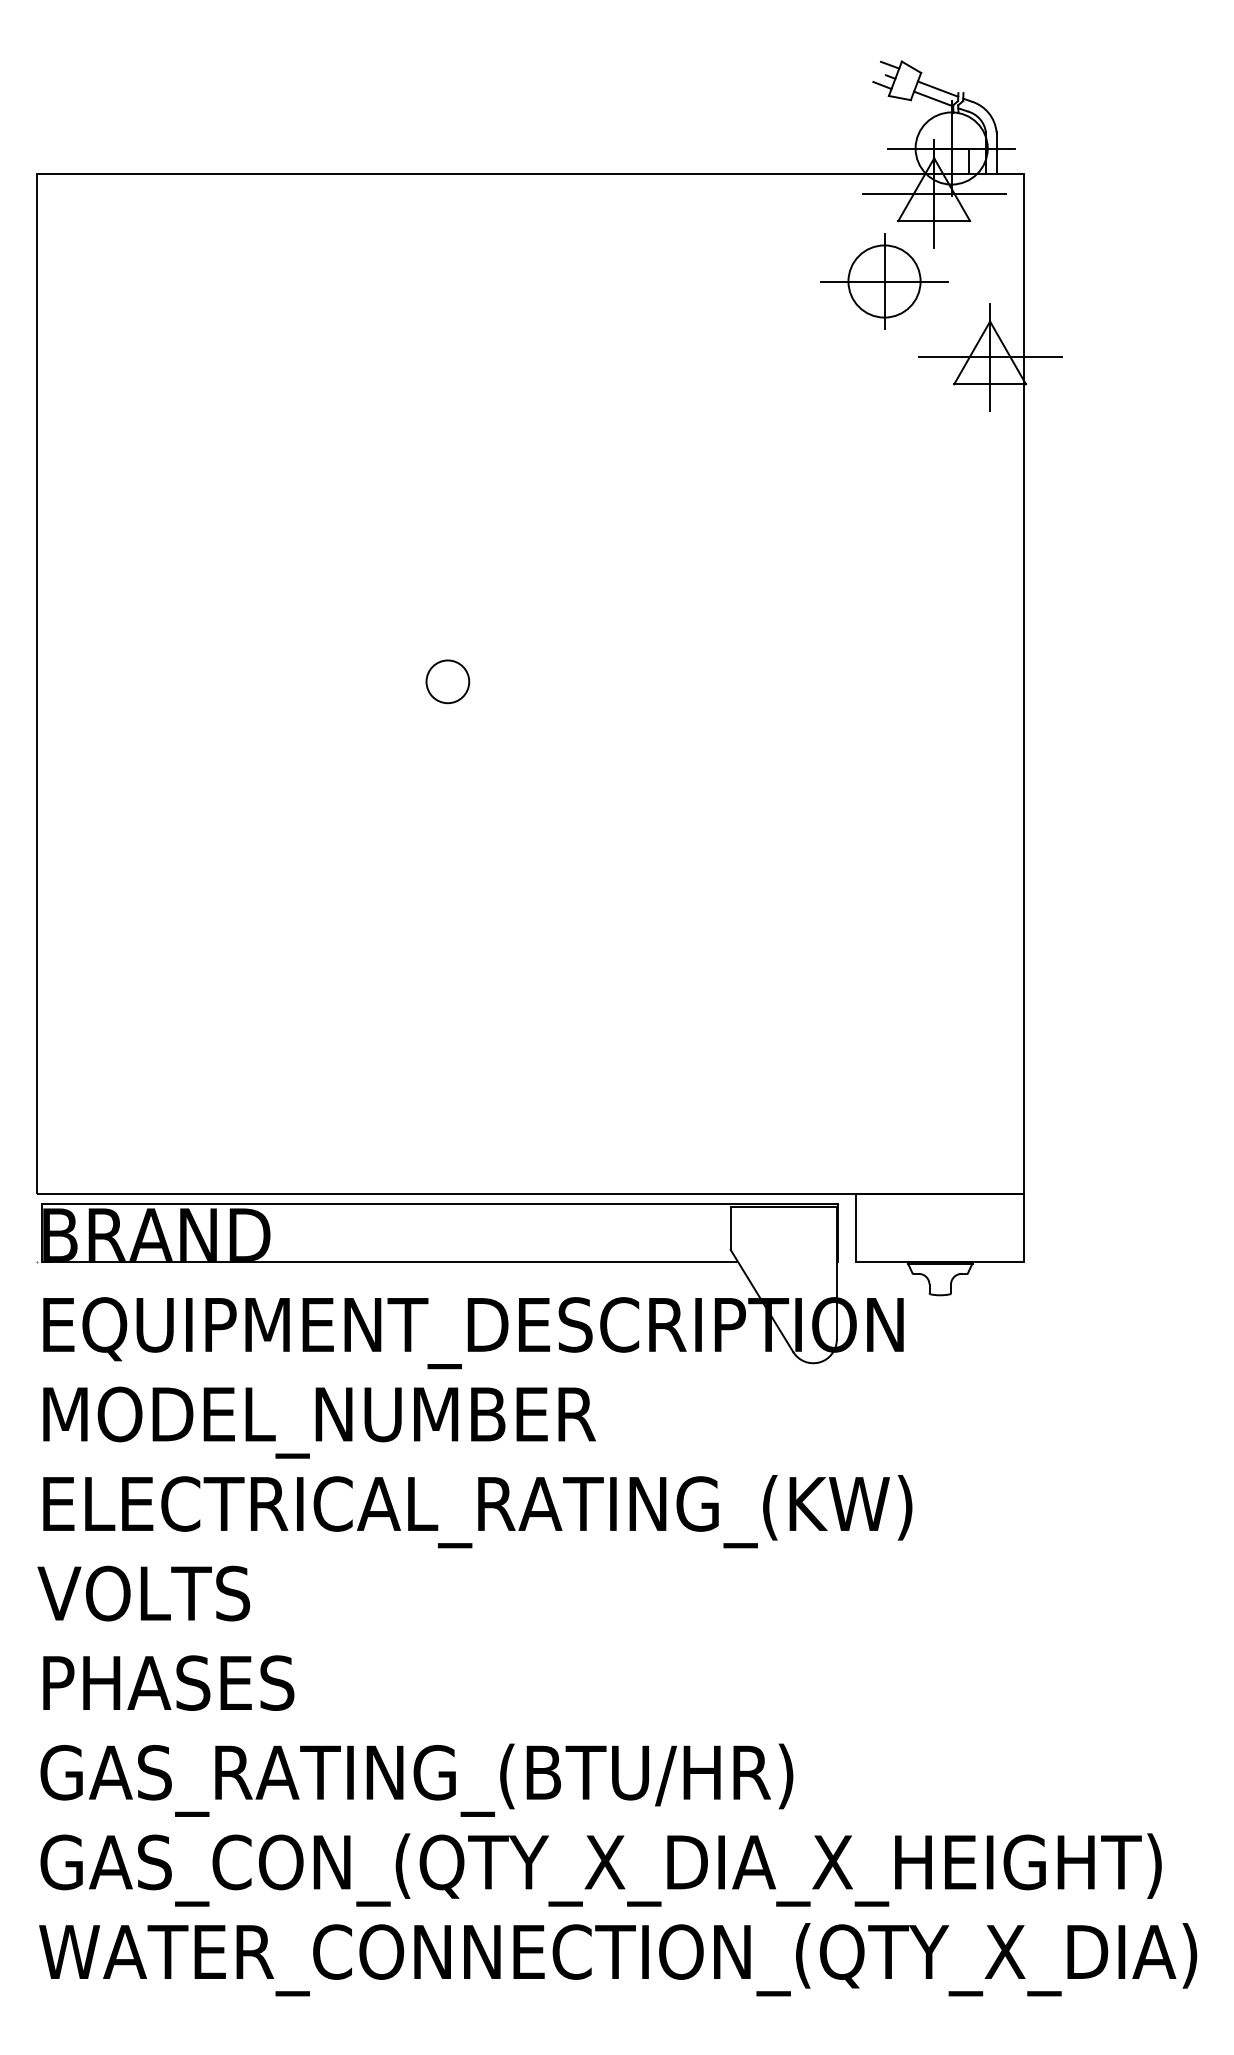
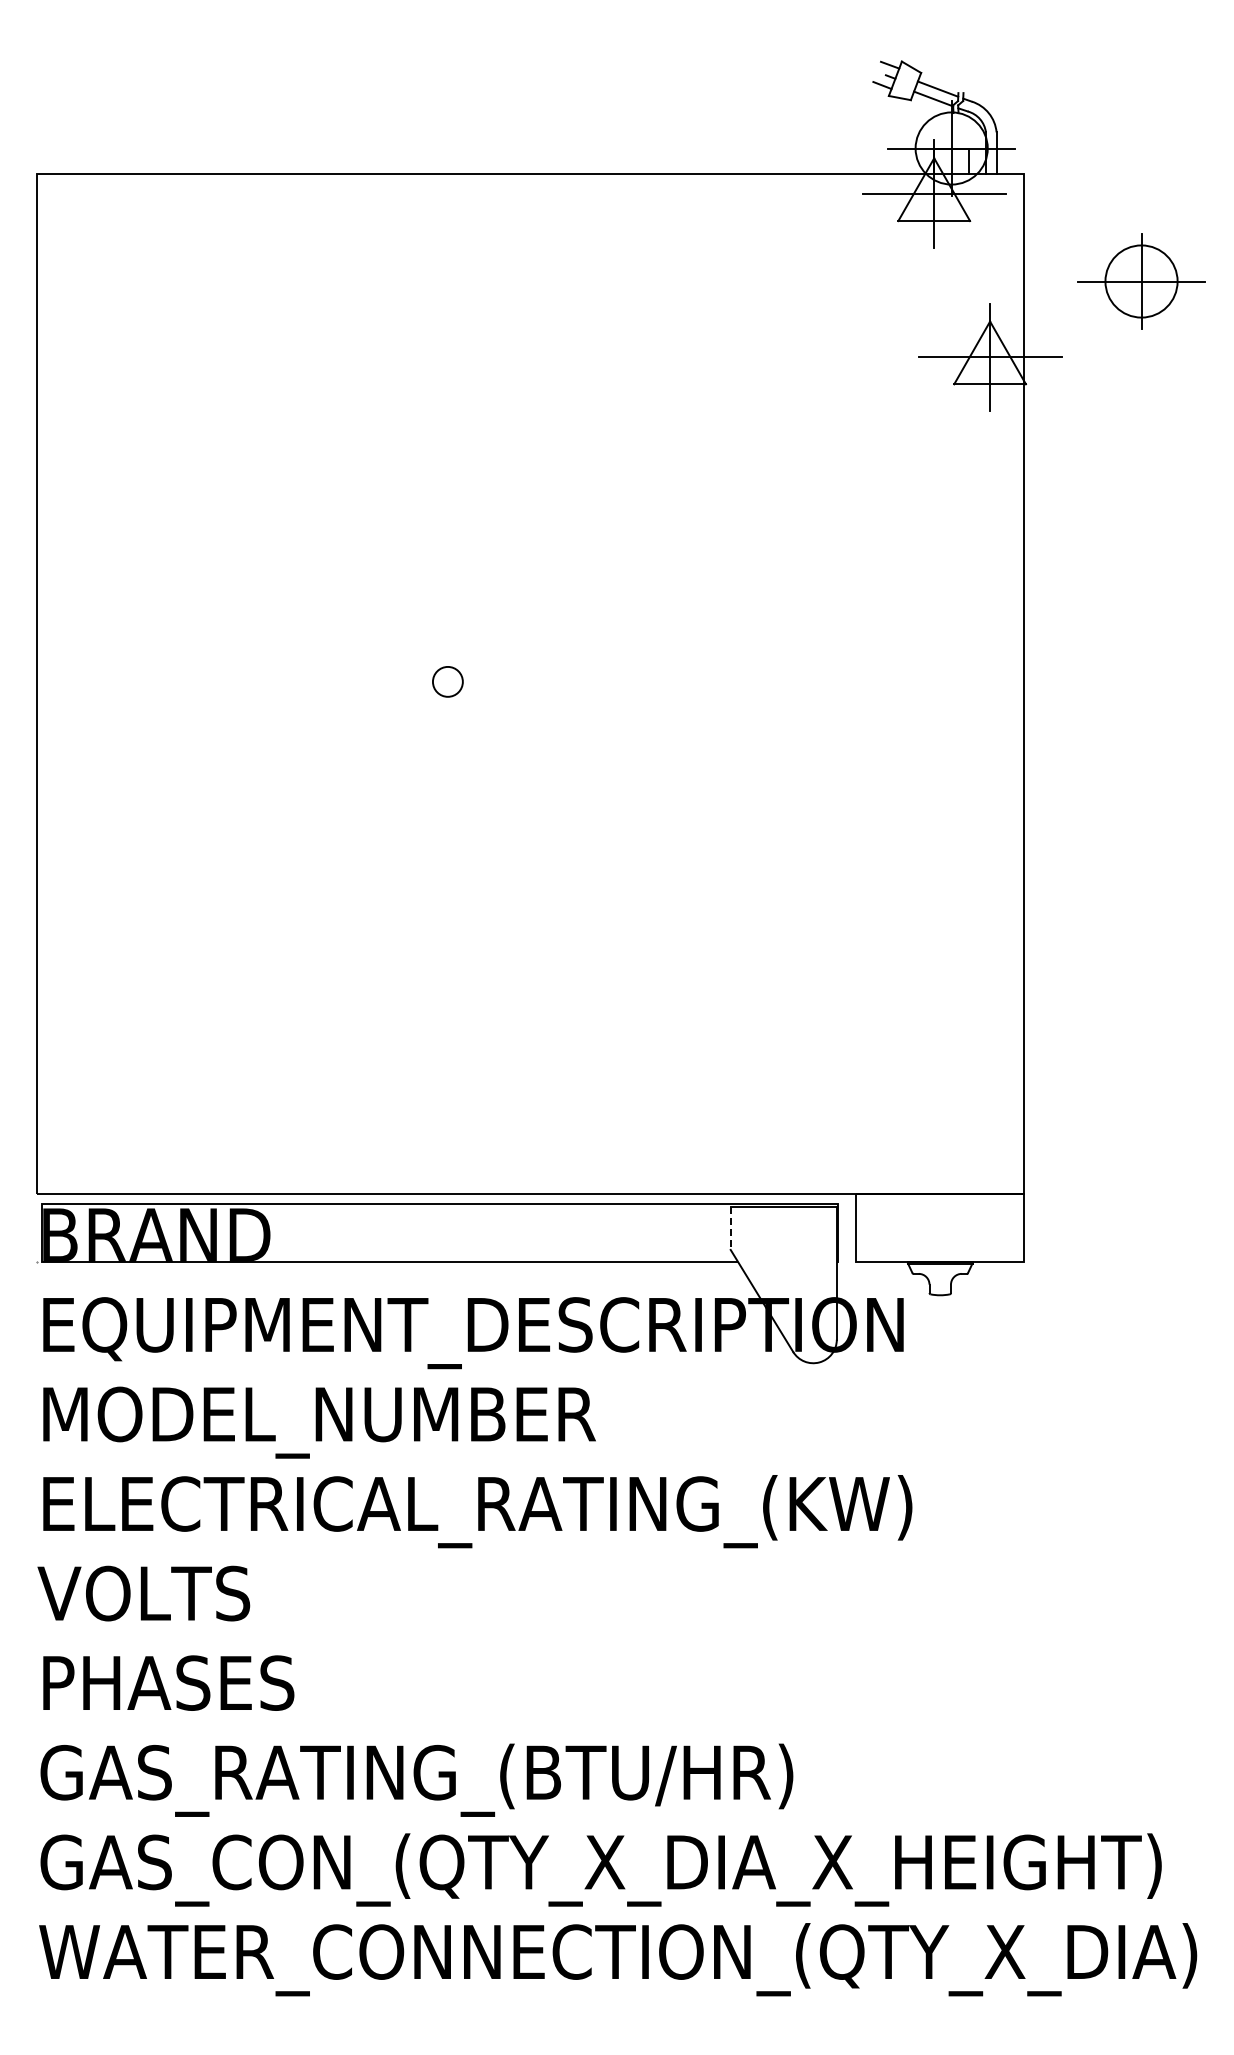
part position: (884, 281) -> (1141, 281) (1141, 281)
circle size: 46x46 px -> 32x32 px (447, 681)
line: solid -> dashed (730, 1229)
